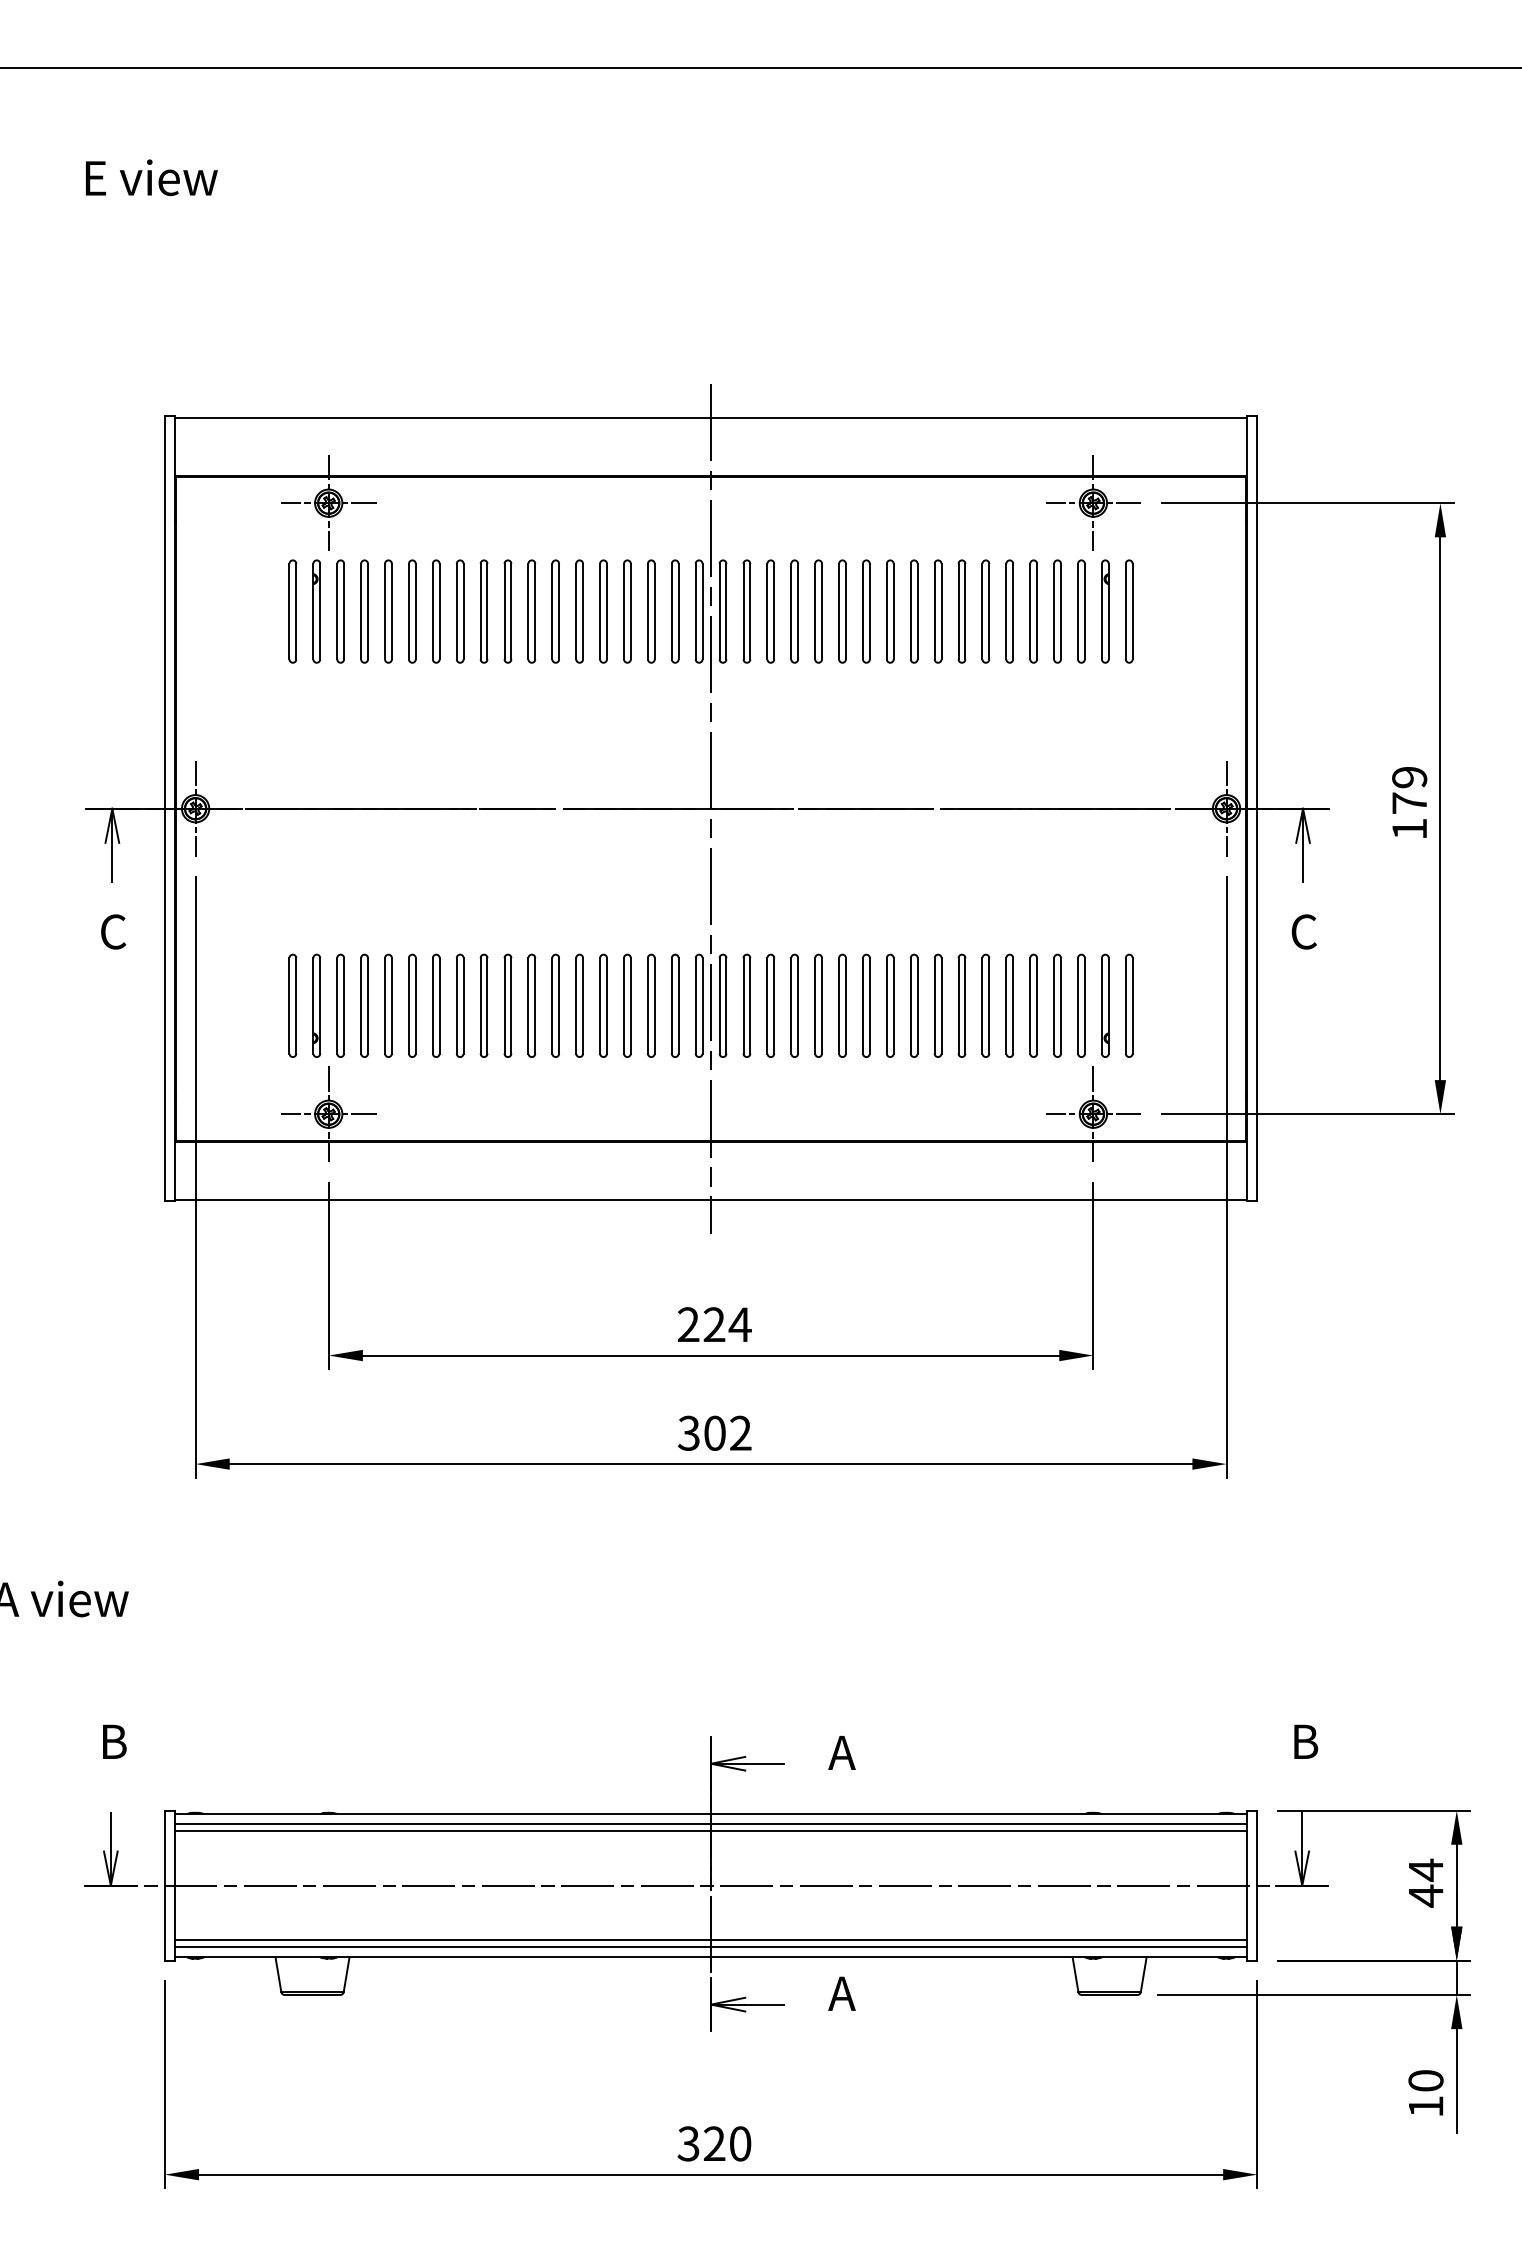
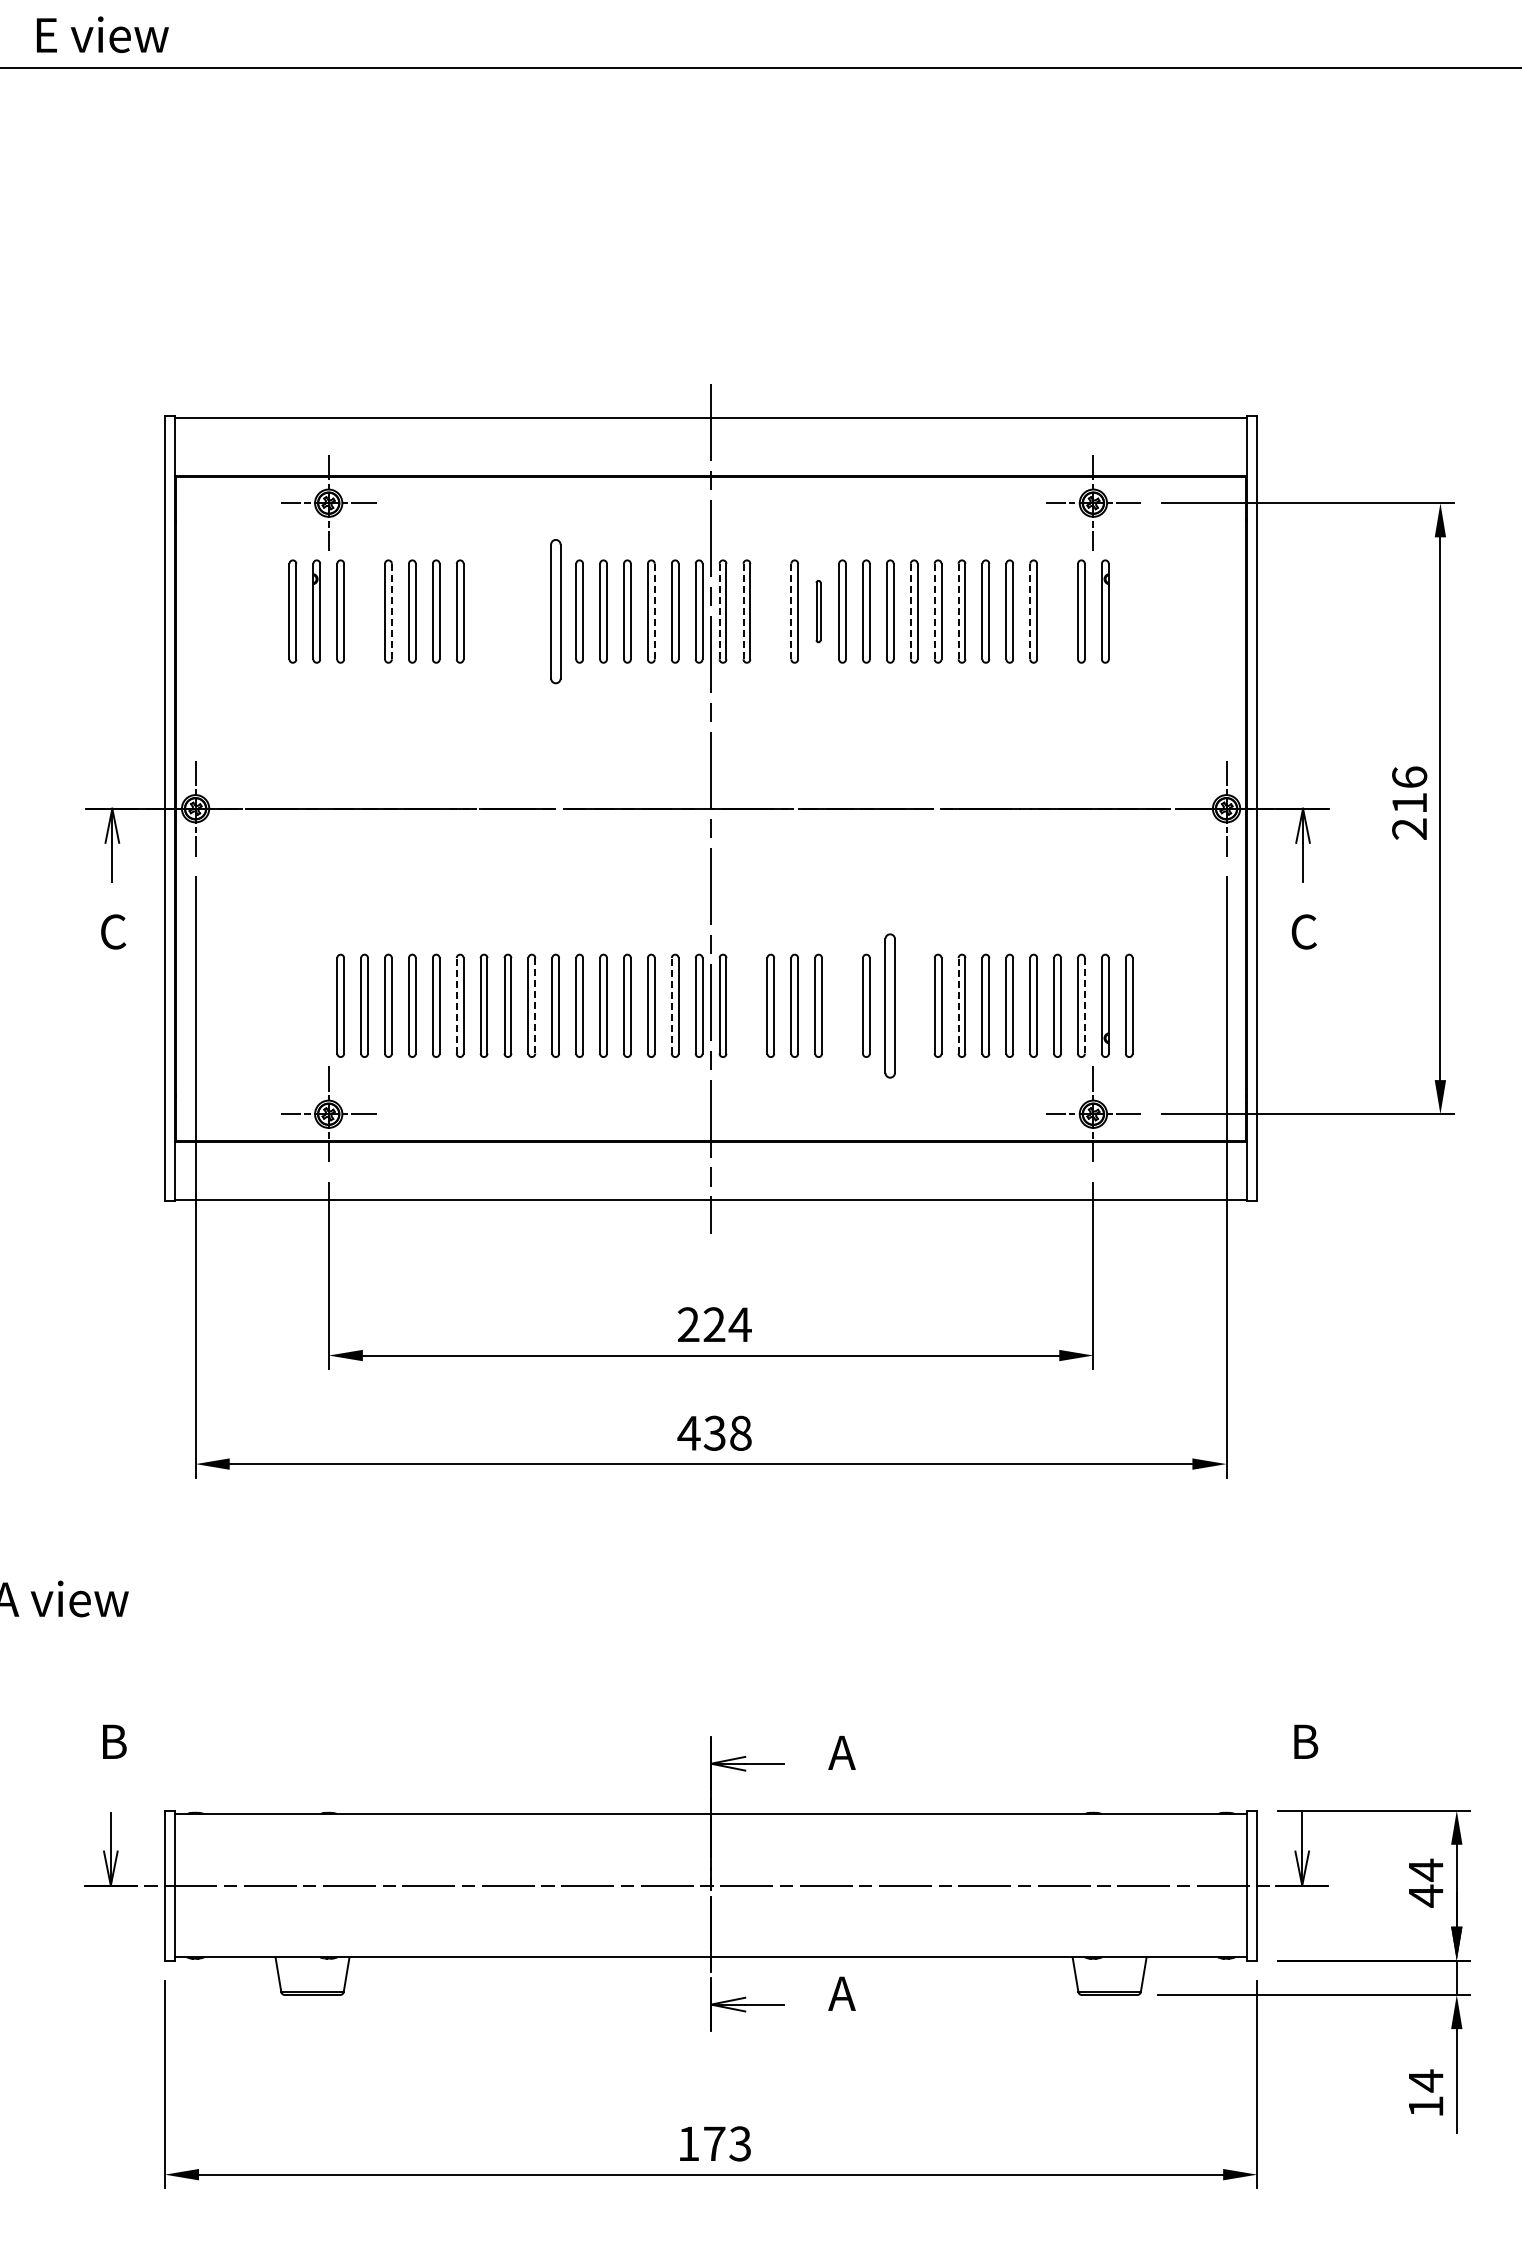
text position: (151, 177) -> (102, 34) (102, 34)
part: present -> none (364, 611)
line: solid -> dashed (391, 611)
part: present -> none (483, 611)
part: present -> none (507, 611)
part: present -> none (531, 611)
part size: 9x105 px -> 12x146 px (555, 611)
line: solid -> dashed (654, 611)
line: solid -> dashed (719, 611)
line: solid -> dashed (743, 611)
part: present -> none (770, 611)
line: solid -> dashed (791, 611)
part size: 9x105 px -> 7x64 px (818, 611)
line: solid -> dashed (910, 611)
line: solid -> dashed (934, 611)
line: solid -> dashed (958, 611)
line: solid -> dashed (1030, 611)
part: present -> none (1057, 611)
part: present -> none (1129, 611)
text: 179 -> 216 (1409, 802)
part: present -> none (292, 1005)
part: present -> none (316, 1005)
line: solid -> dashed (456, 1005)
line: solid -> dashed (535, 1005)
line: solid -> dashed (671, 1005)
part: present -> none (746, 1005)
part: present -> none (842, 1005)
part size: 9x105 px -> 12x146 px (889, 1005)
part: present -> none (913, 1005)
line: solid -> dashed (958, 1005)
line: solid -> dashed (1084, 1005)
text: 302 -> 438 (714, 1432)
line: present -> none (711, 1824)
line: present -> none (711, 1831)
line: present -> none (711, 1940)
line: present -> none (711, 1947)
text: 10 -> 14 (1425, 2080)
text: 320 -> 173 (714, 2143)
